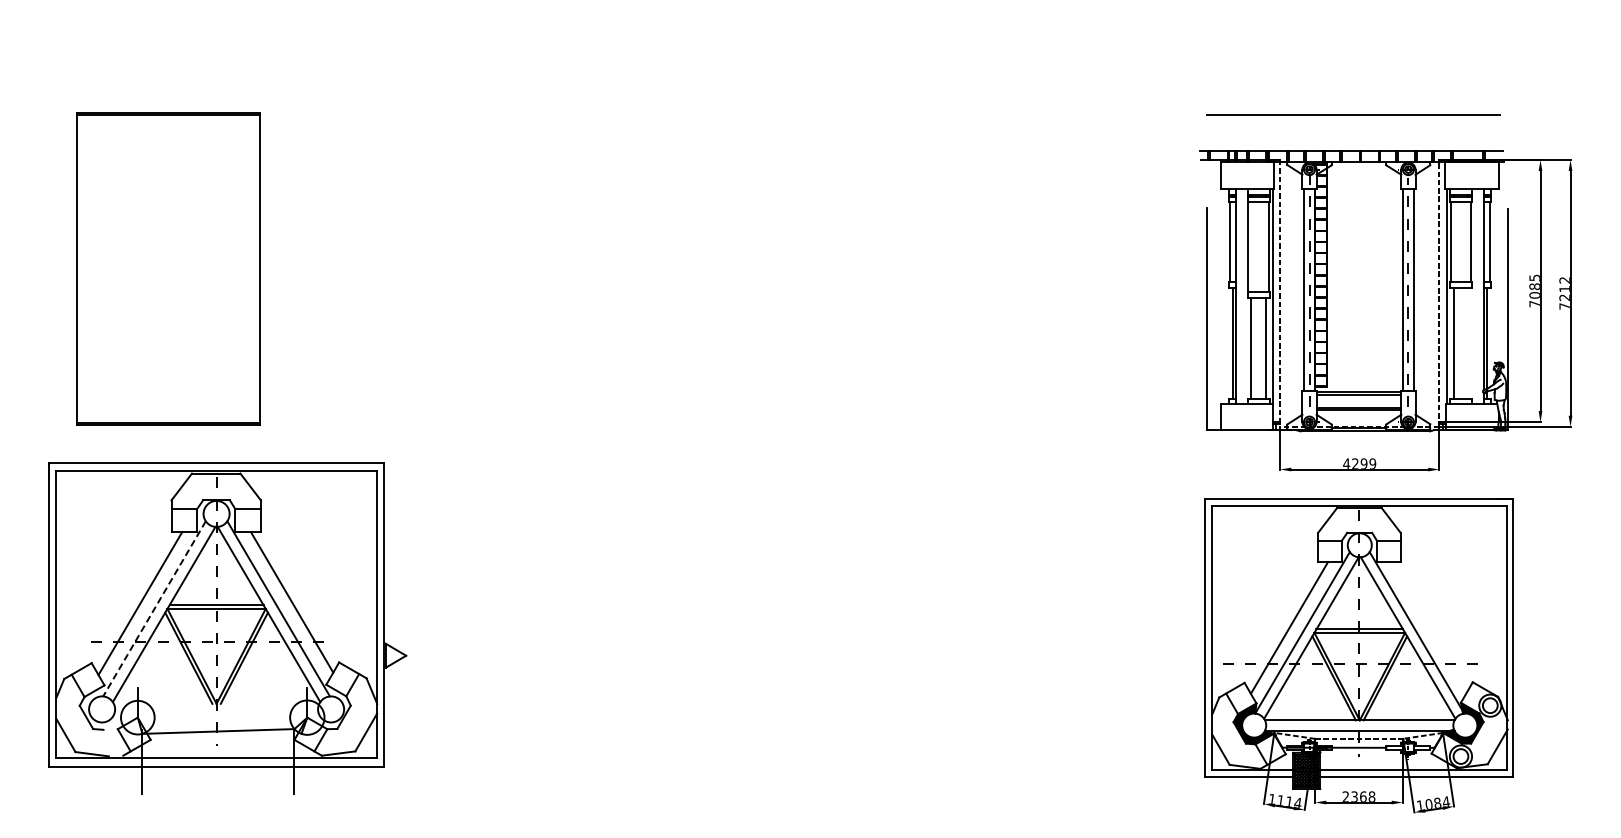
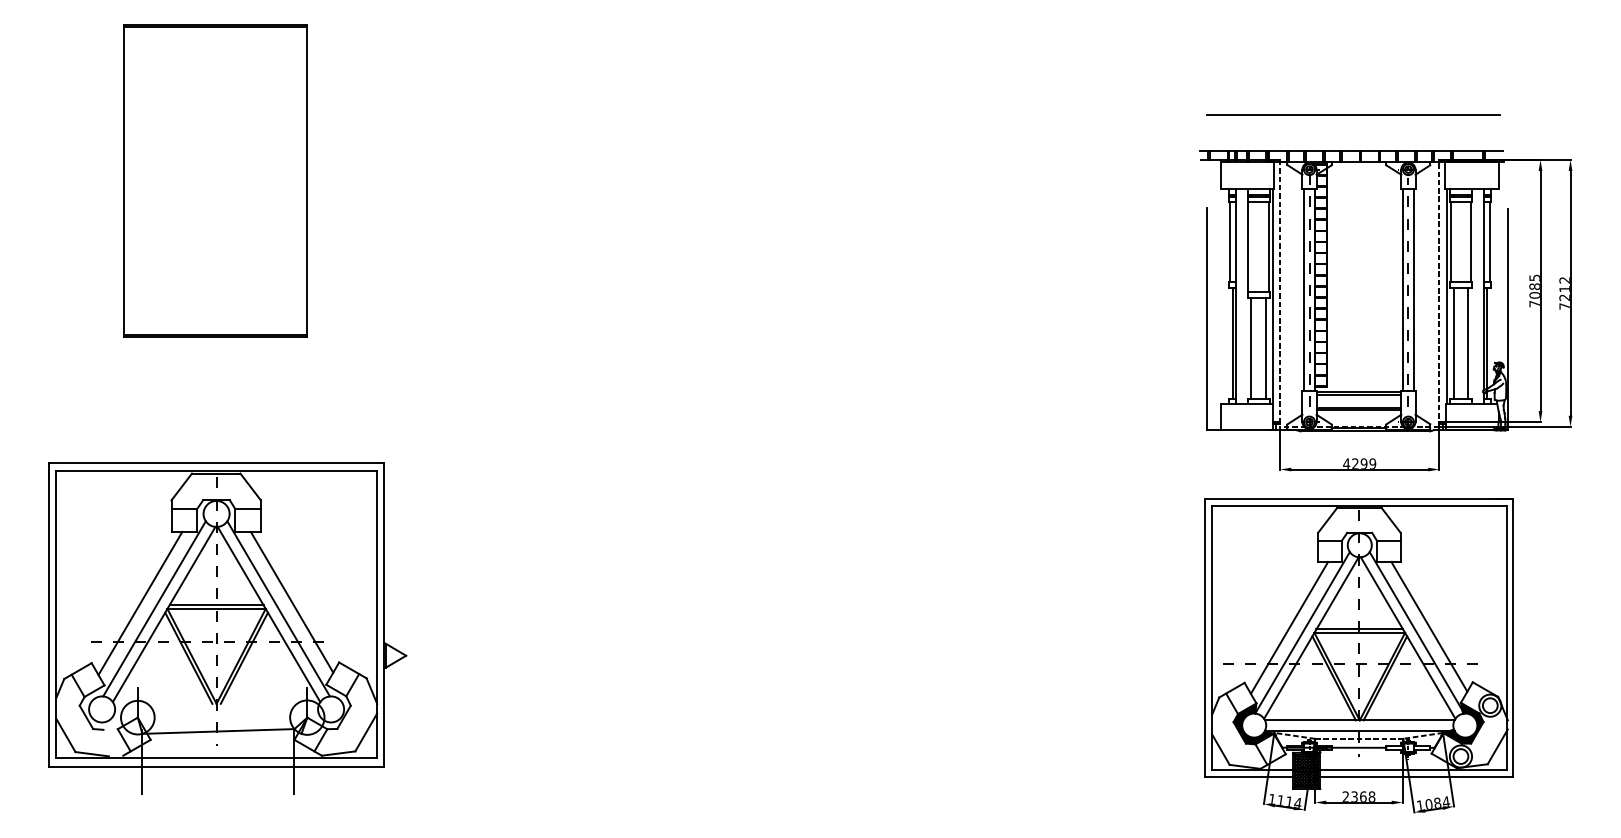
part position: (168, 268) -> (215, 180) (215, 180)
line: none -> present (1468, 342)
line: dashed -> solid (154, 609)
line: none -> present (1429, 626)
